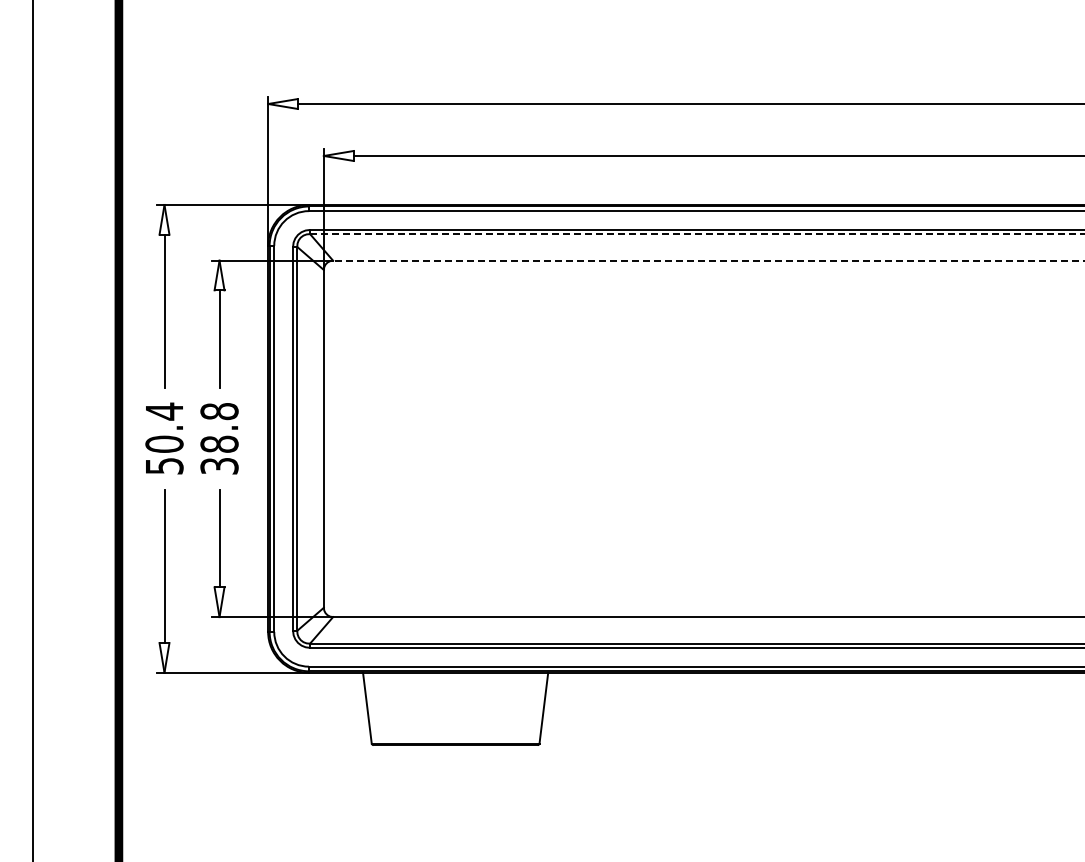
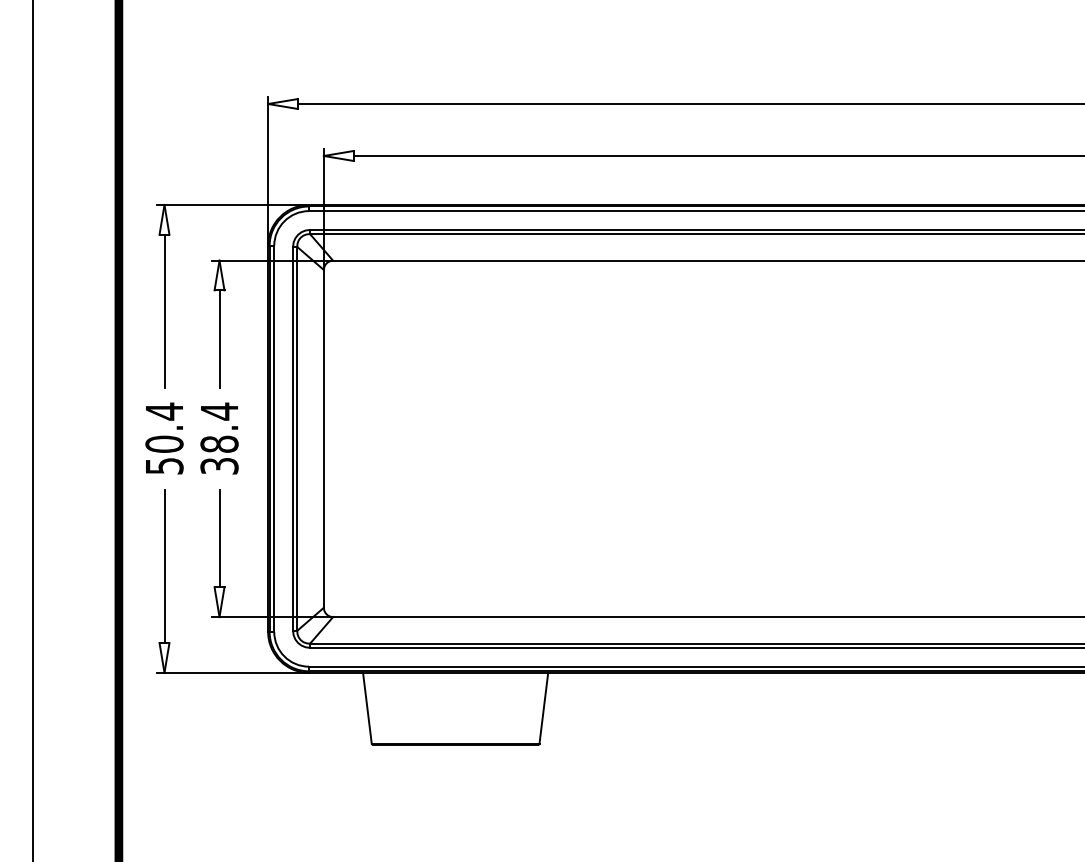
line: dashed -> solid (697, 234)
line: dashed -> solid (708, 260)
text: 38.8 -> 38.4 (219, 411)
